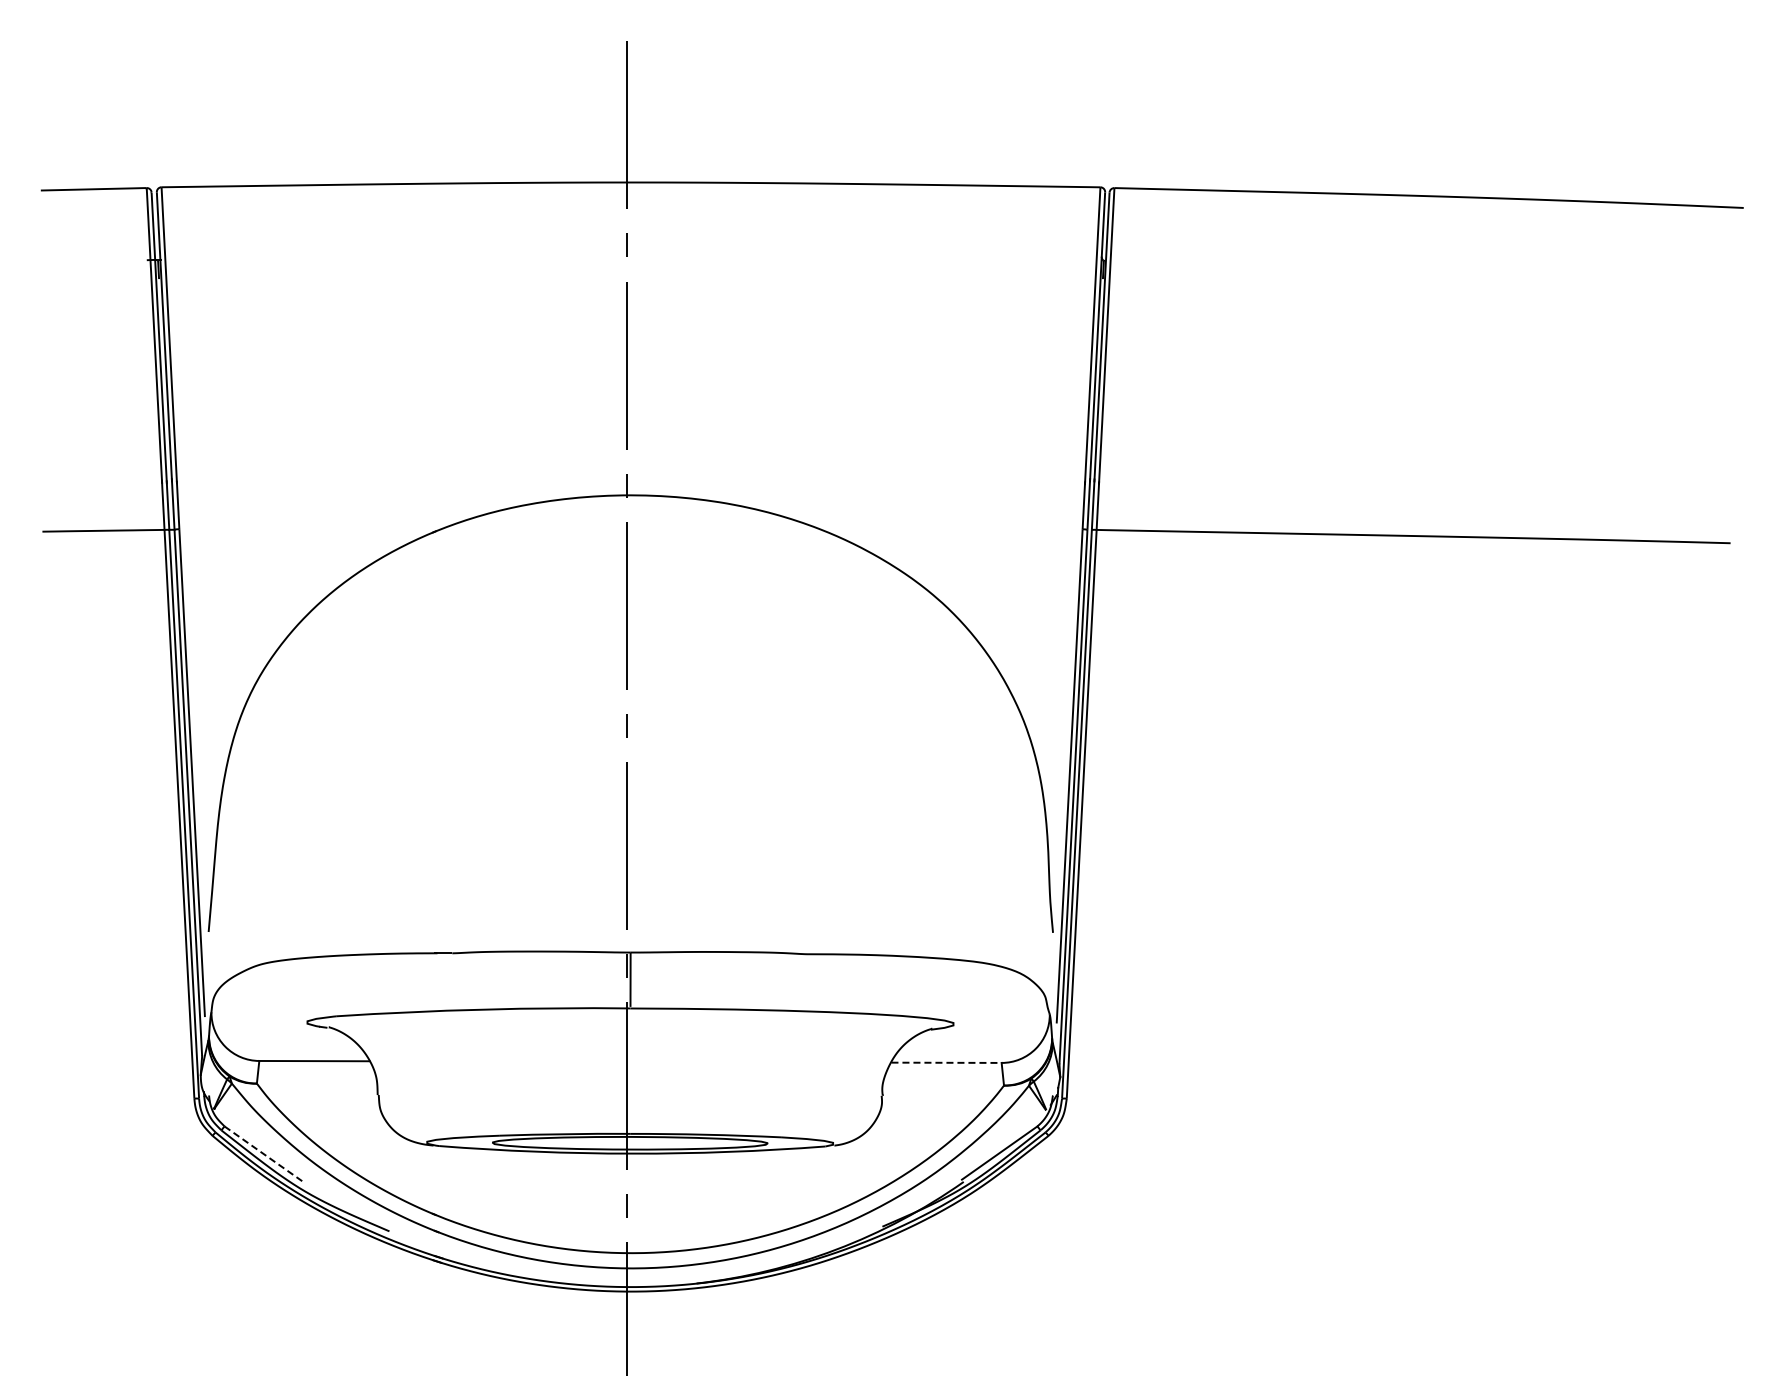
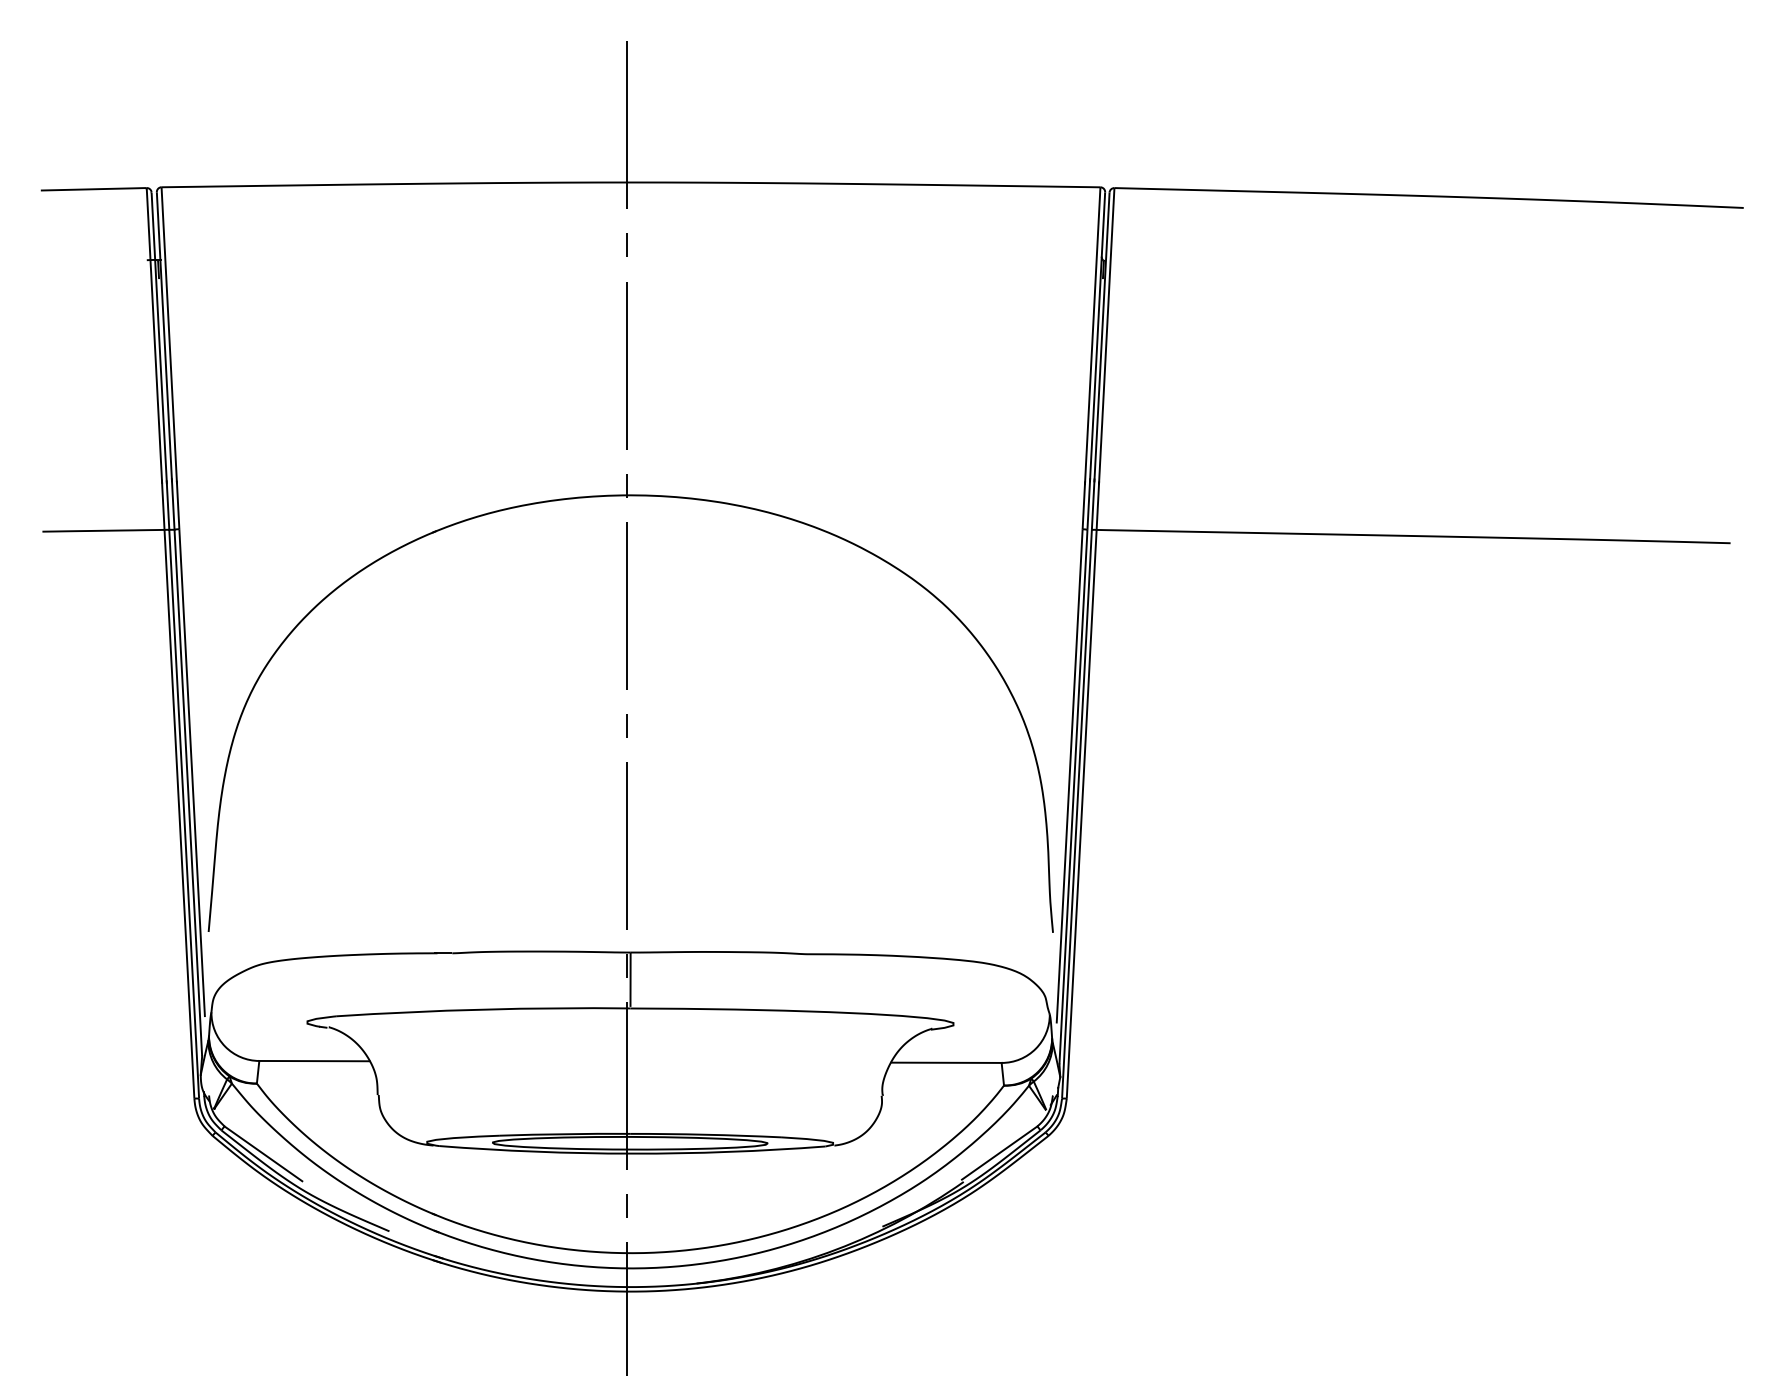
line: dashed -> solid (947, 1062)
line: dashed -> solid (263, 1153)
